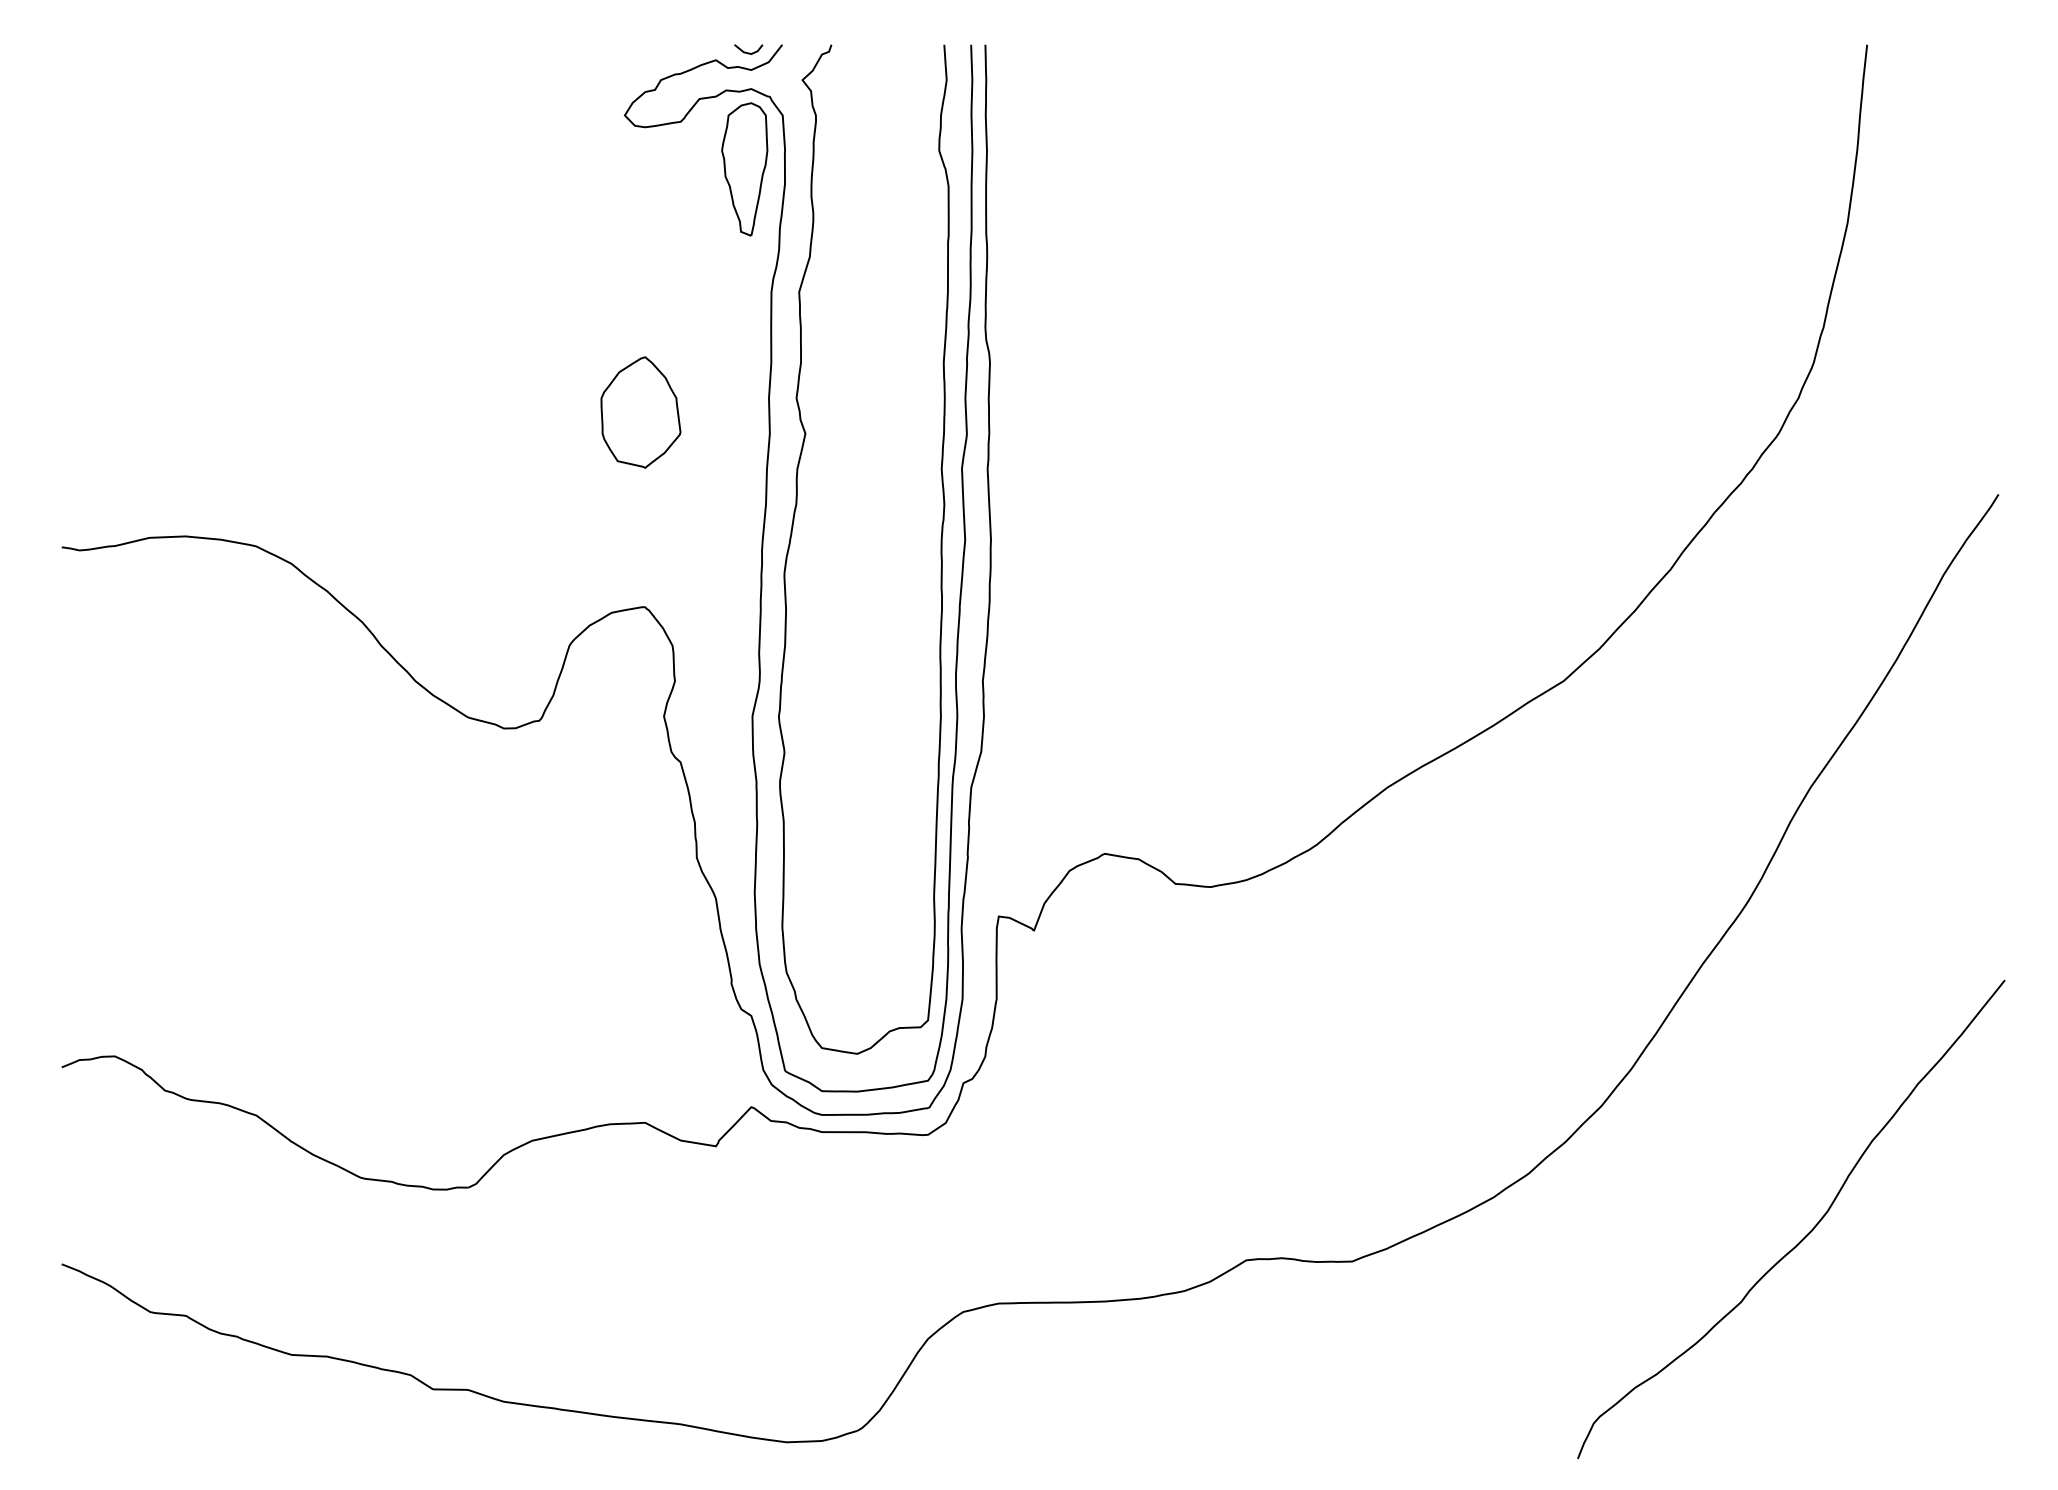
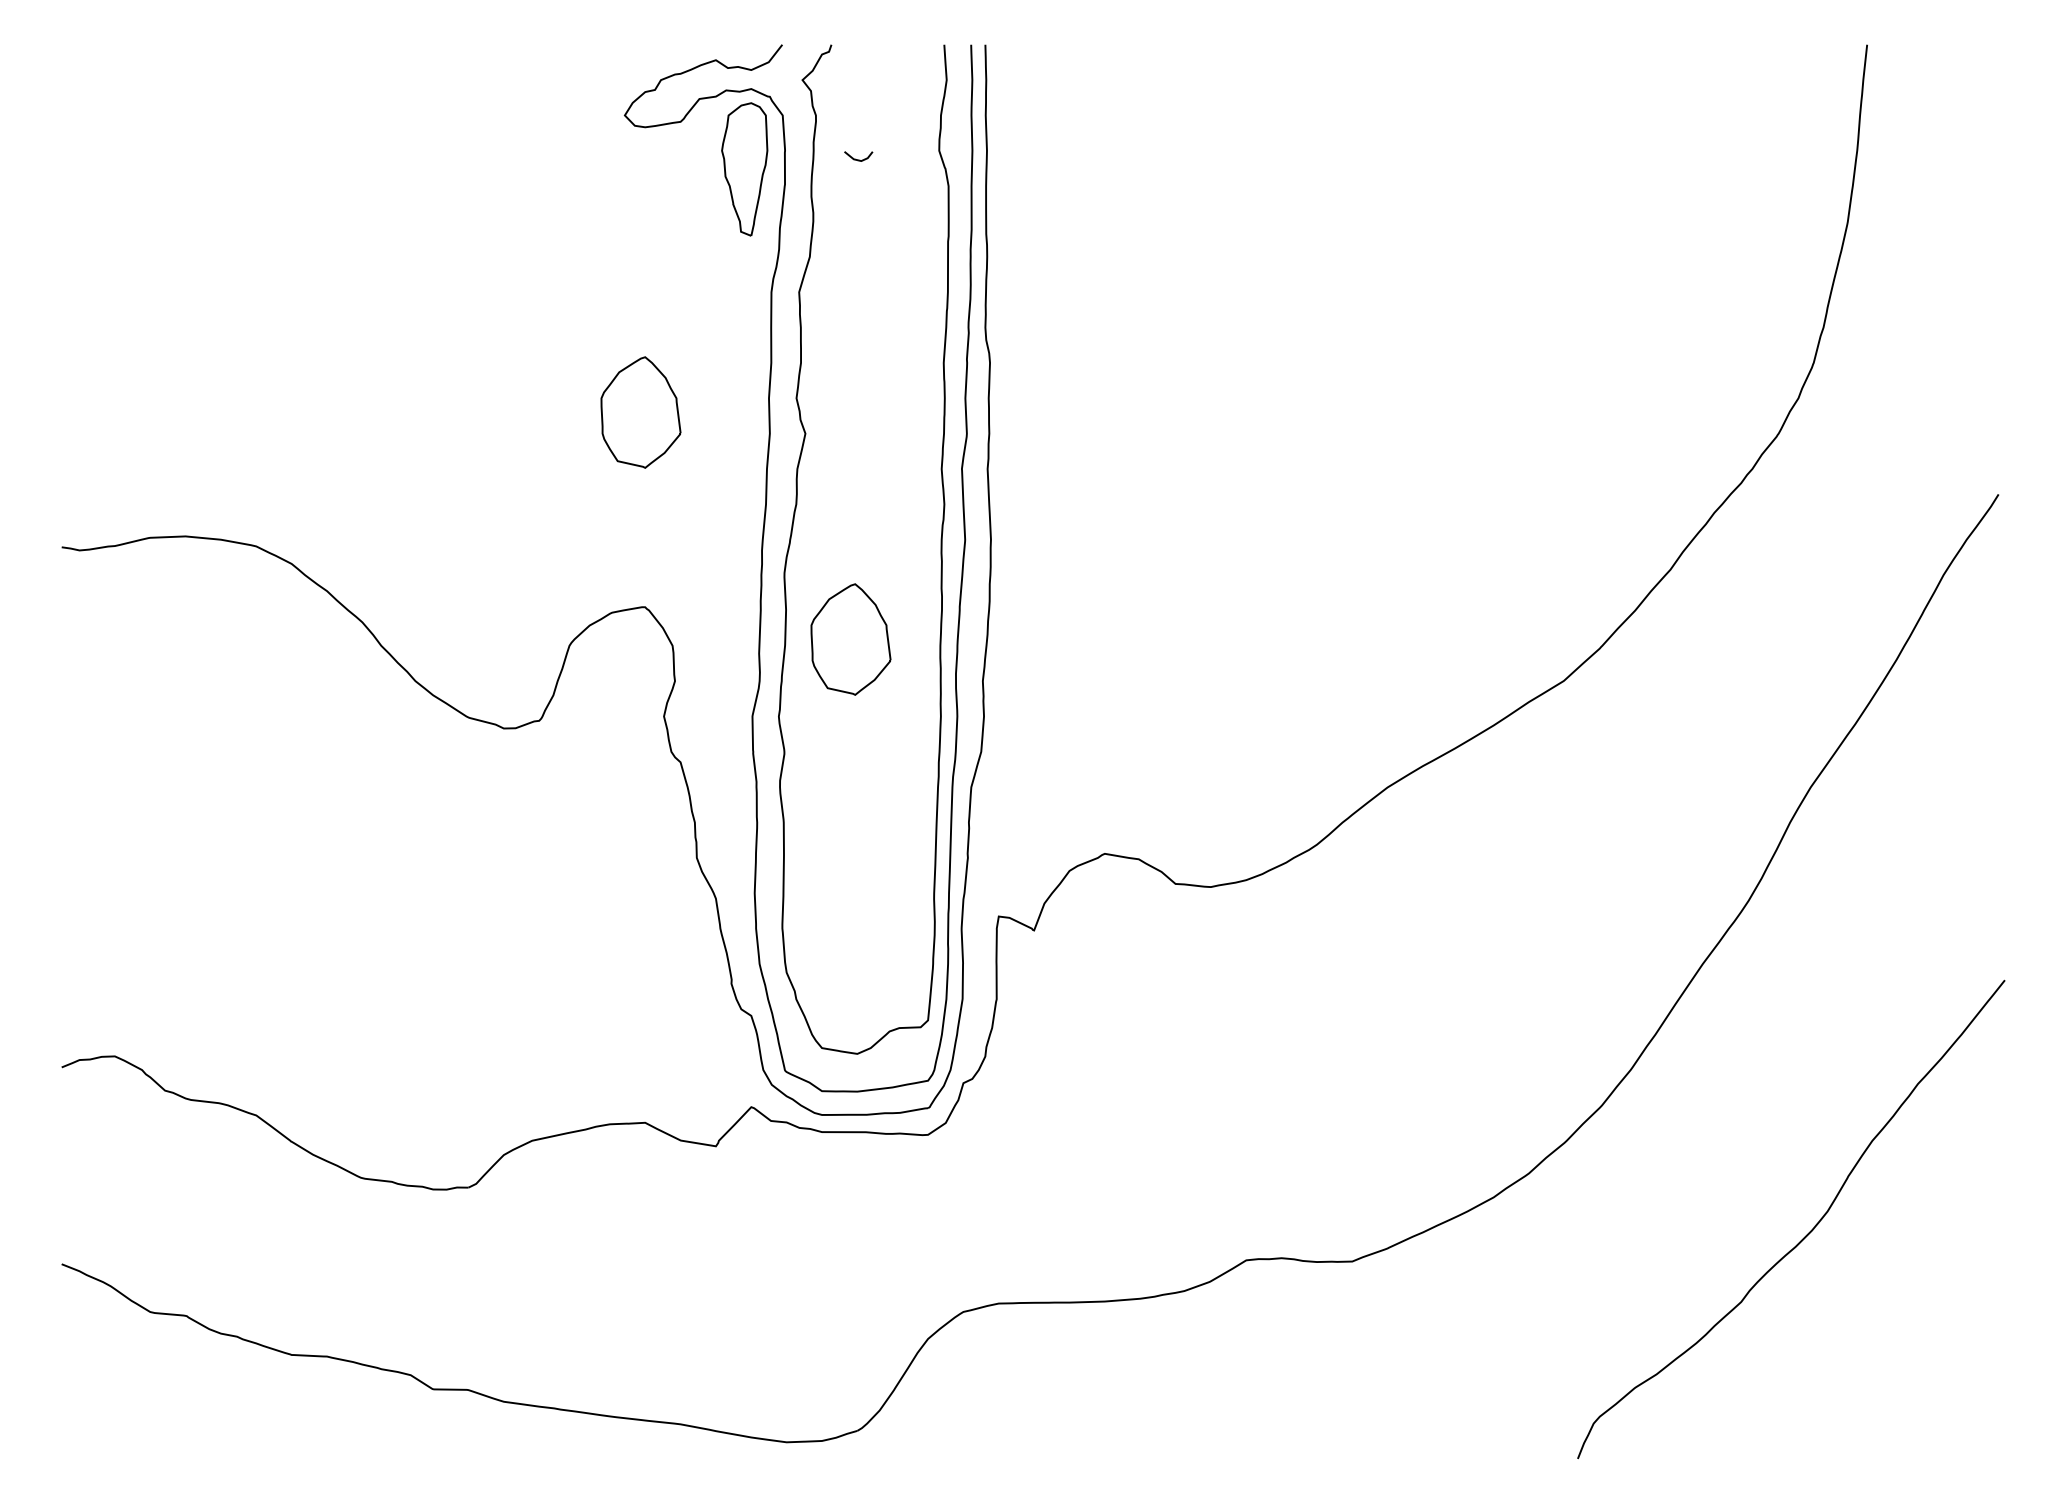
line position: (748, 52) -> (858, 159) (858, 159)
part: none -> present (850, 639)
